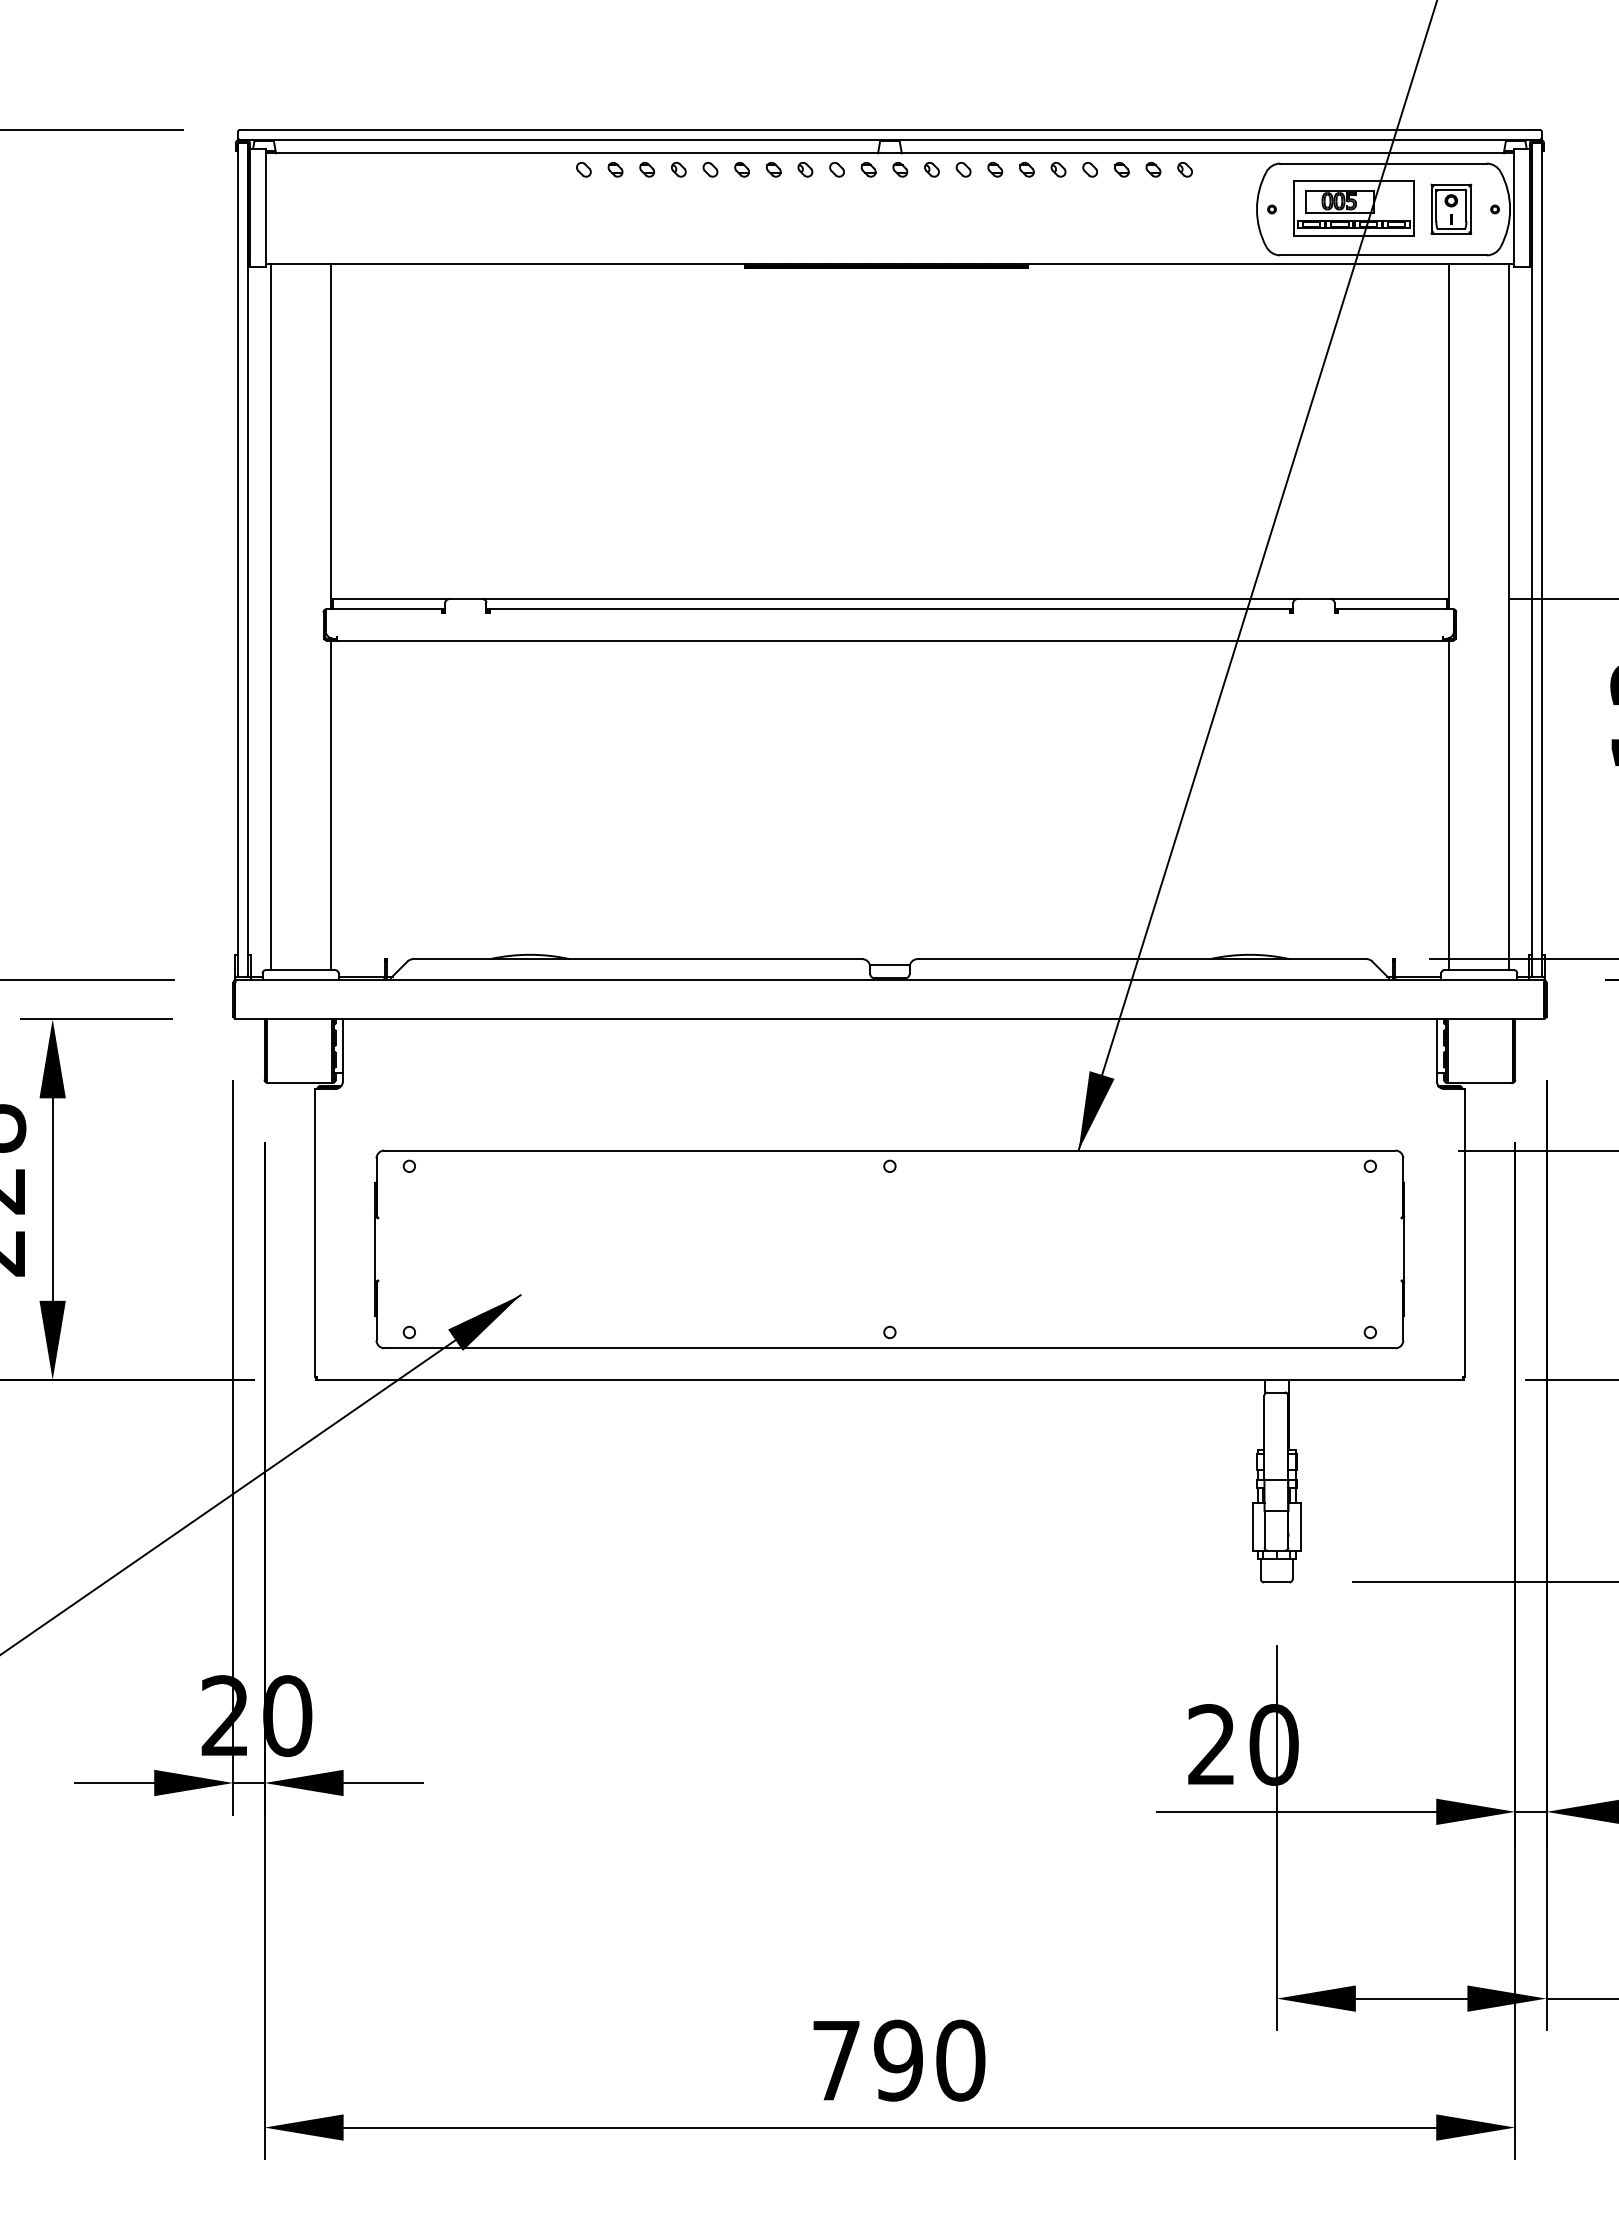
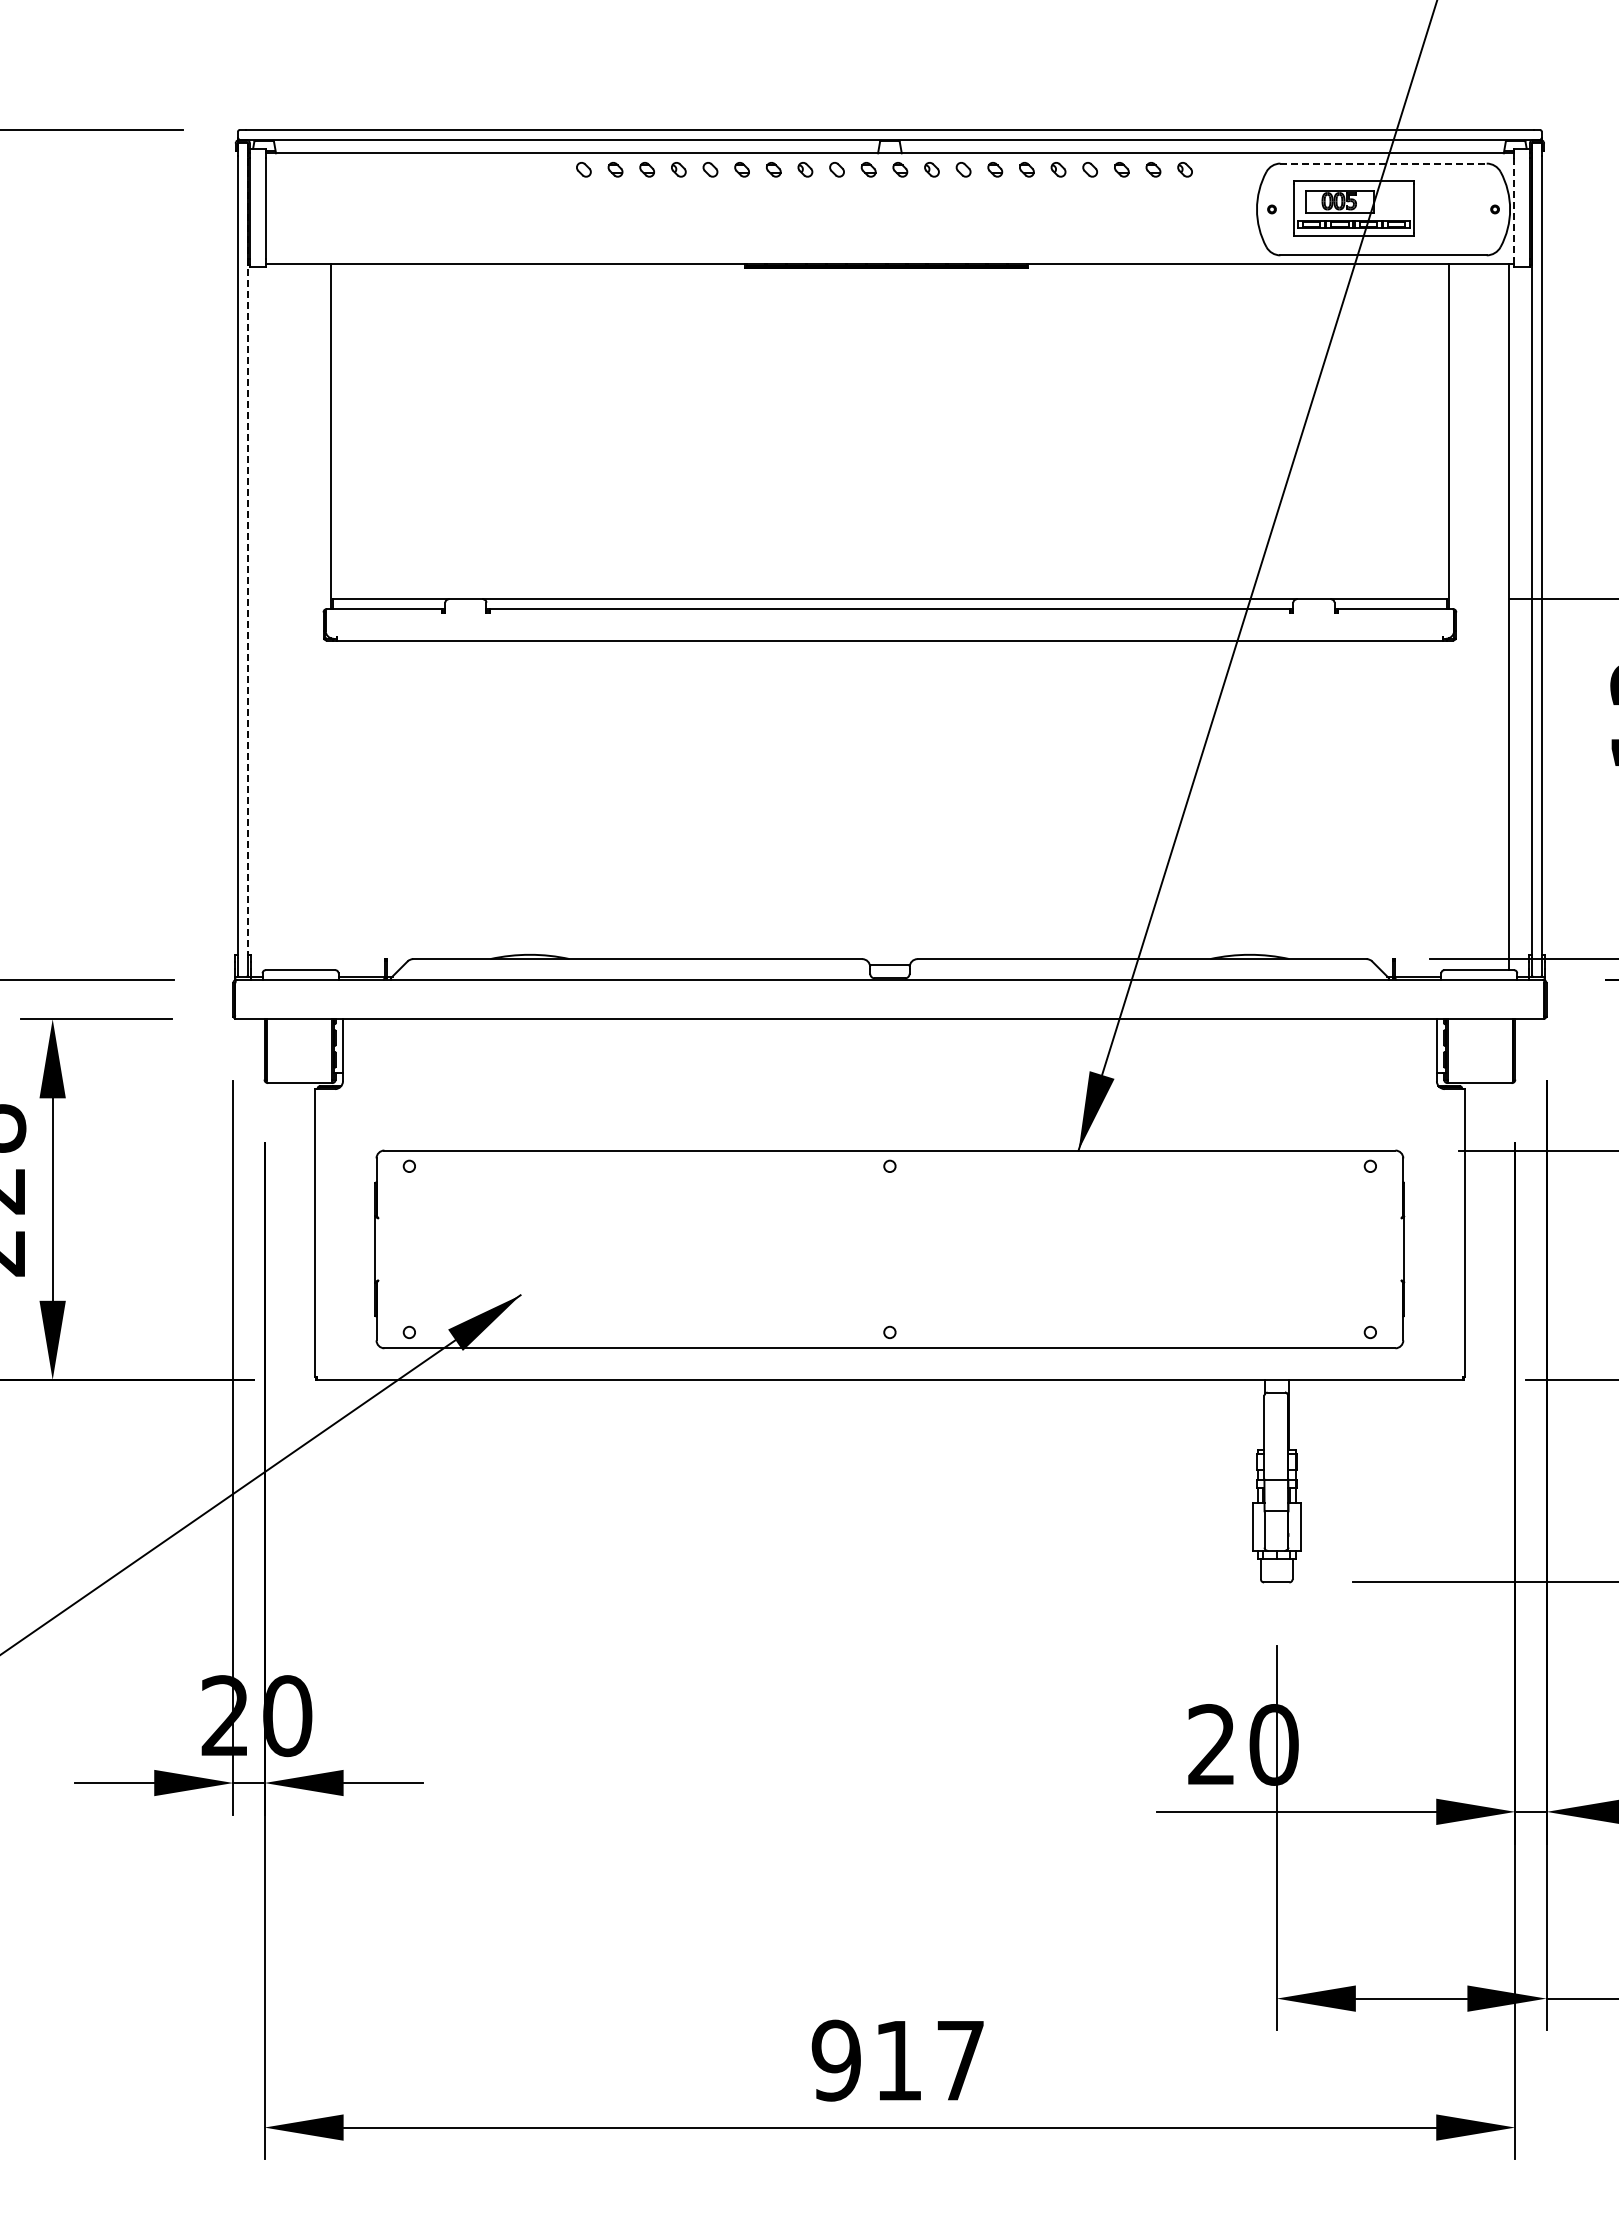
line: solid -> dashed (1384, 163)
part: present -> none (1451, 208)
line: solid -> dashed (1514, 208)
line: solid -> dashed (247, 556)
line: present -> none (270, 617)
line: present -> none (330, 805)
line: present -> none (1449, 805)
text: 790 -> 917 (898, 2060)
